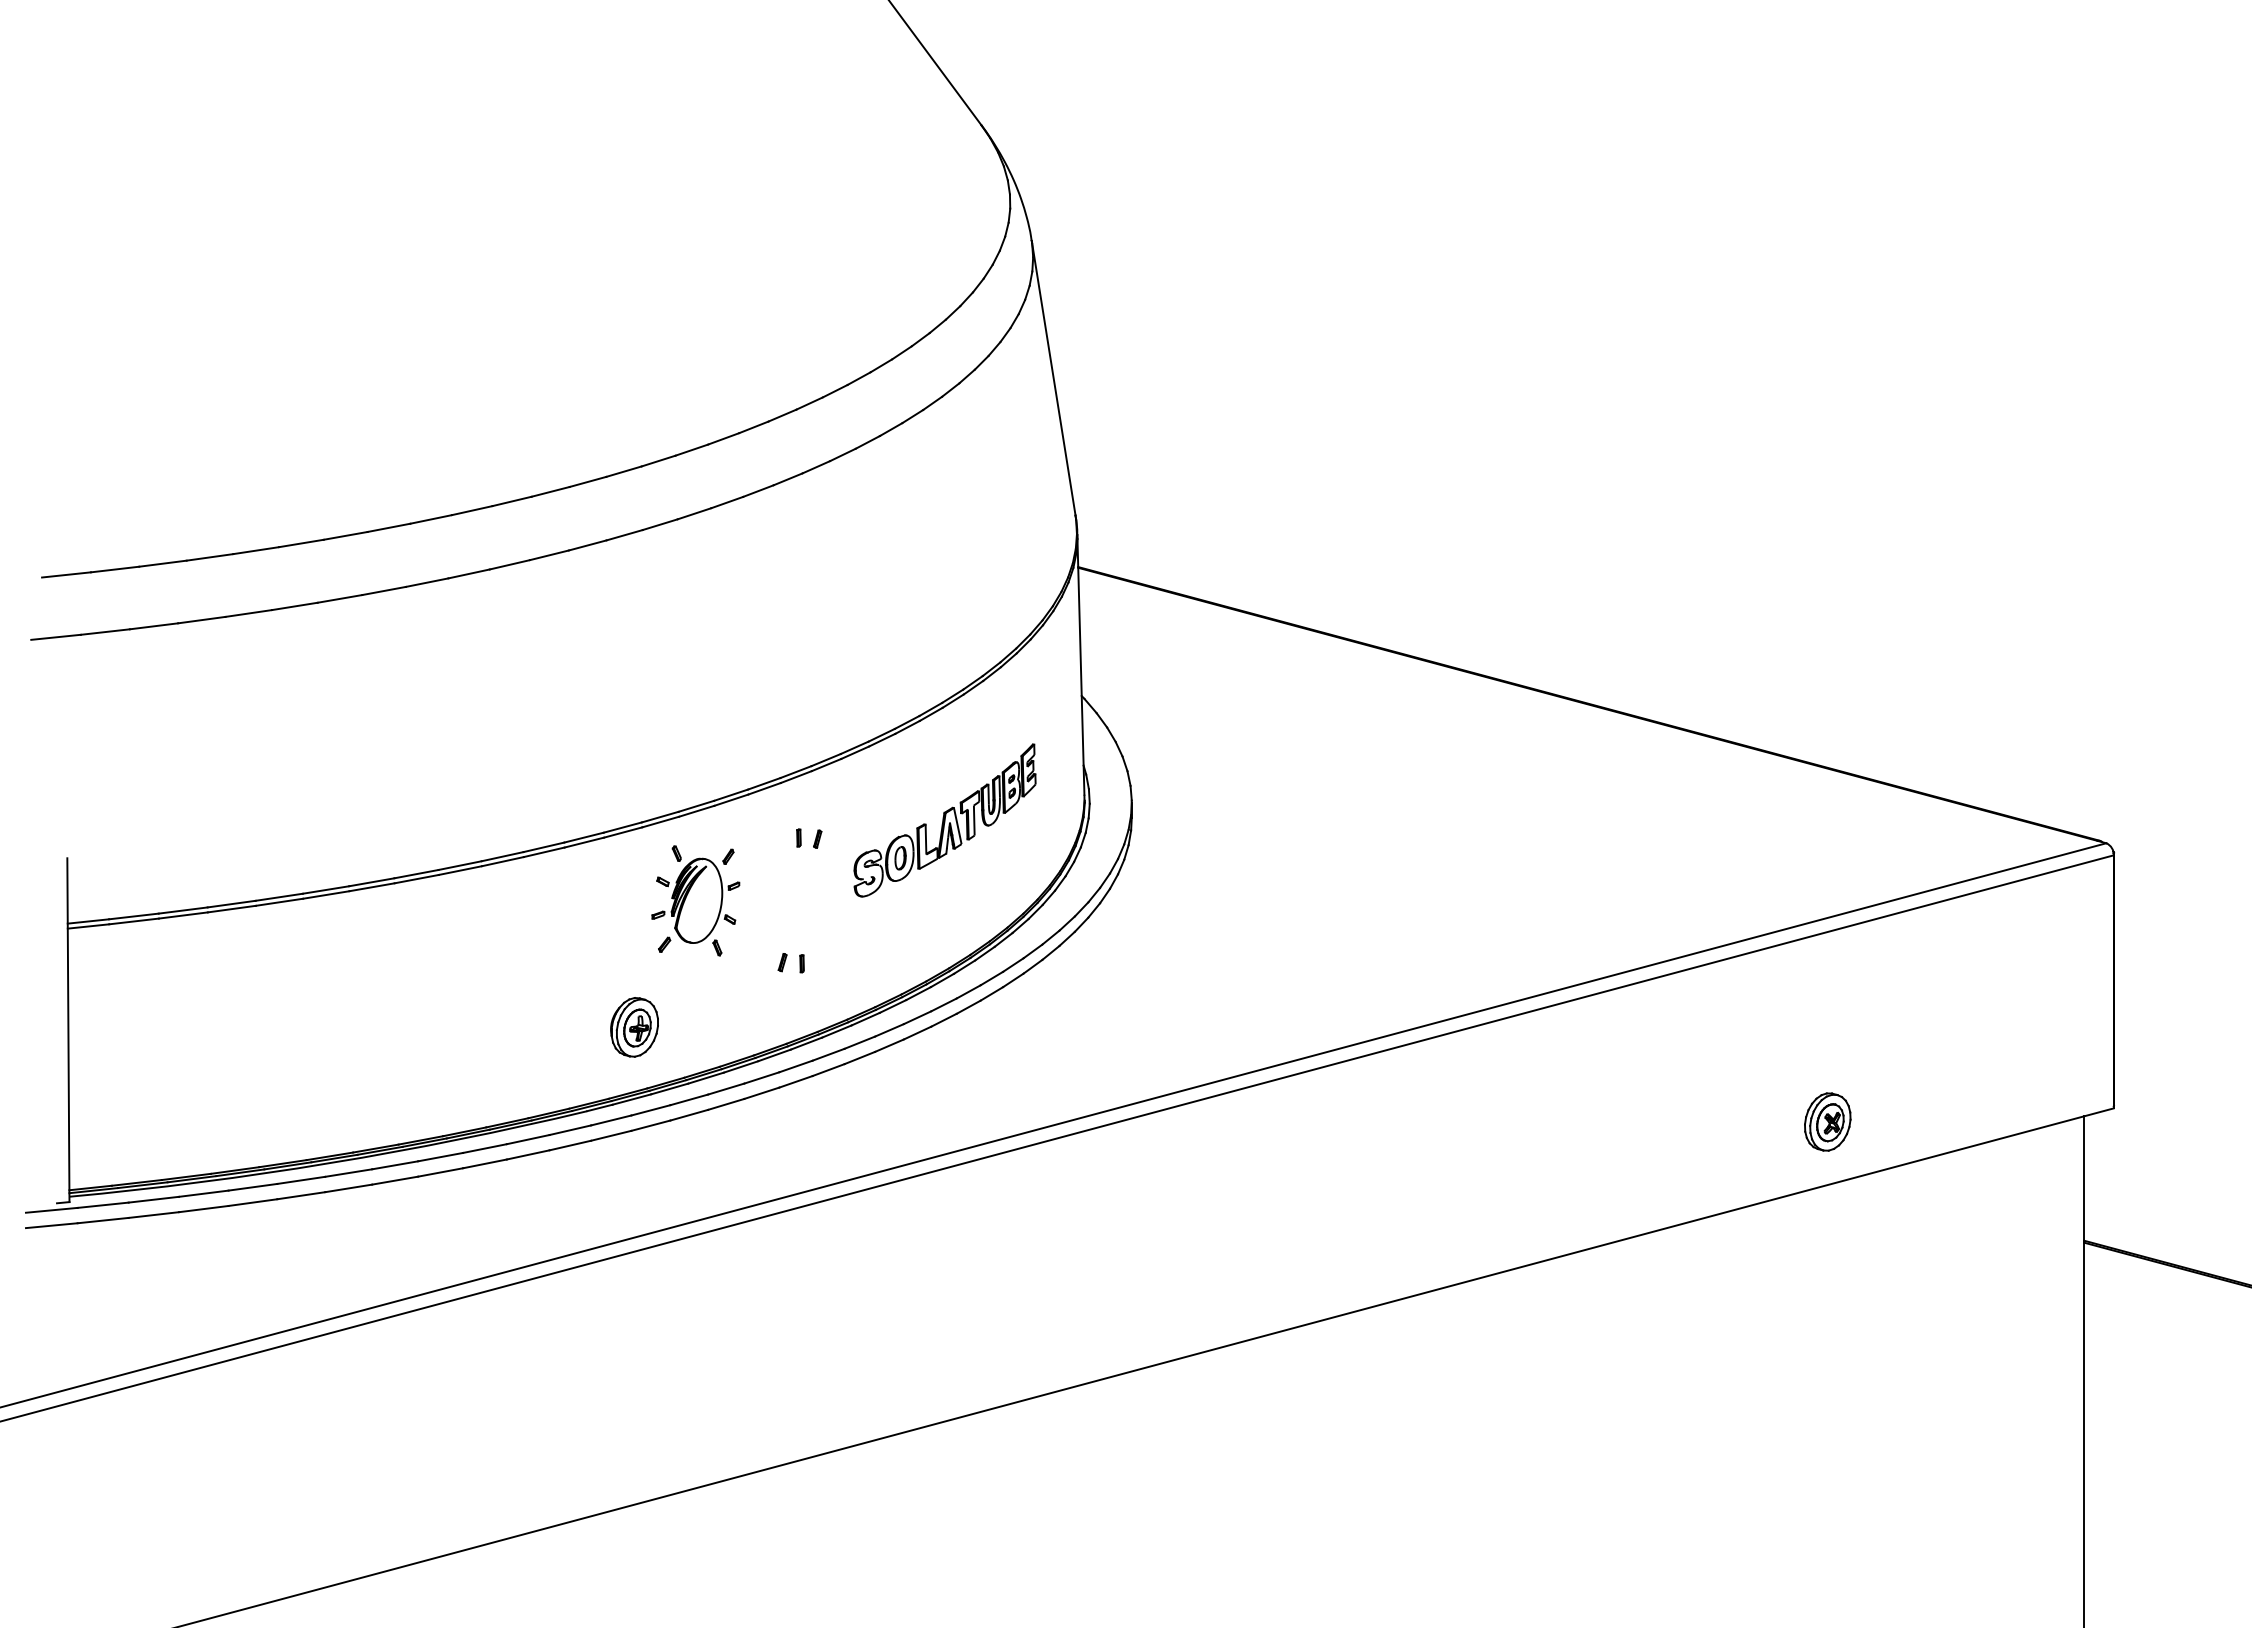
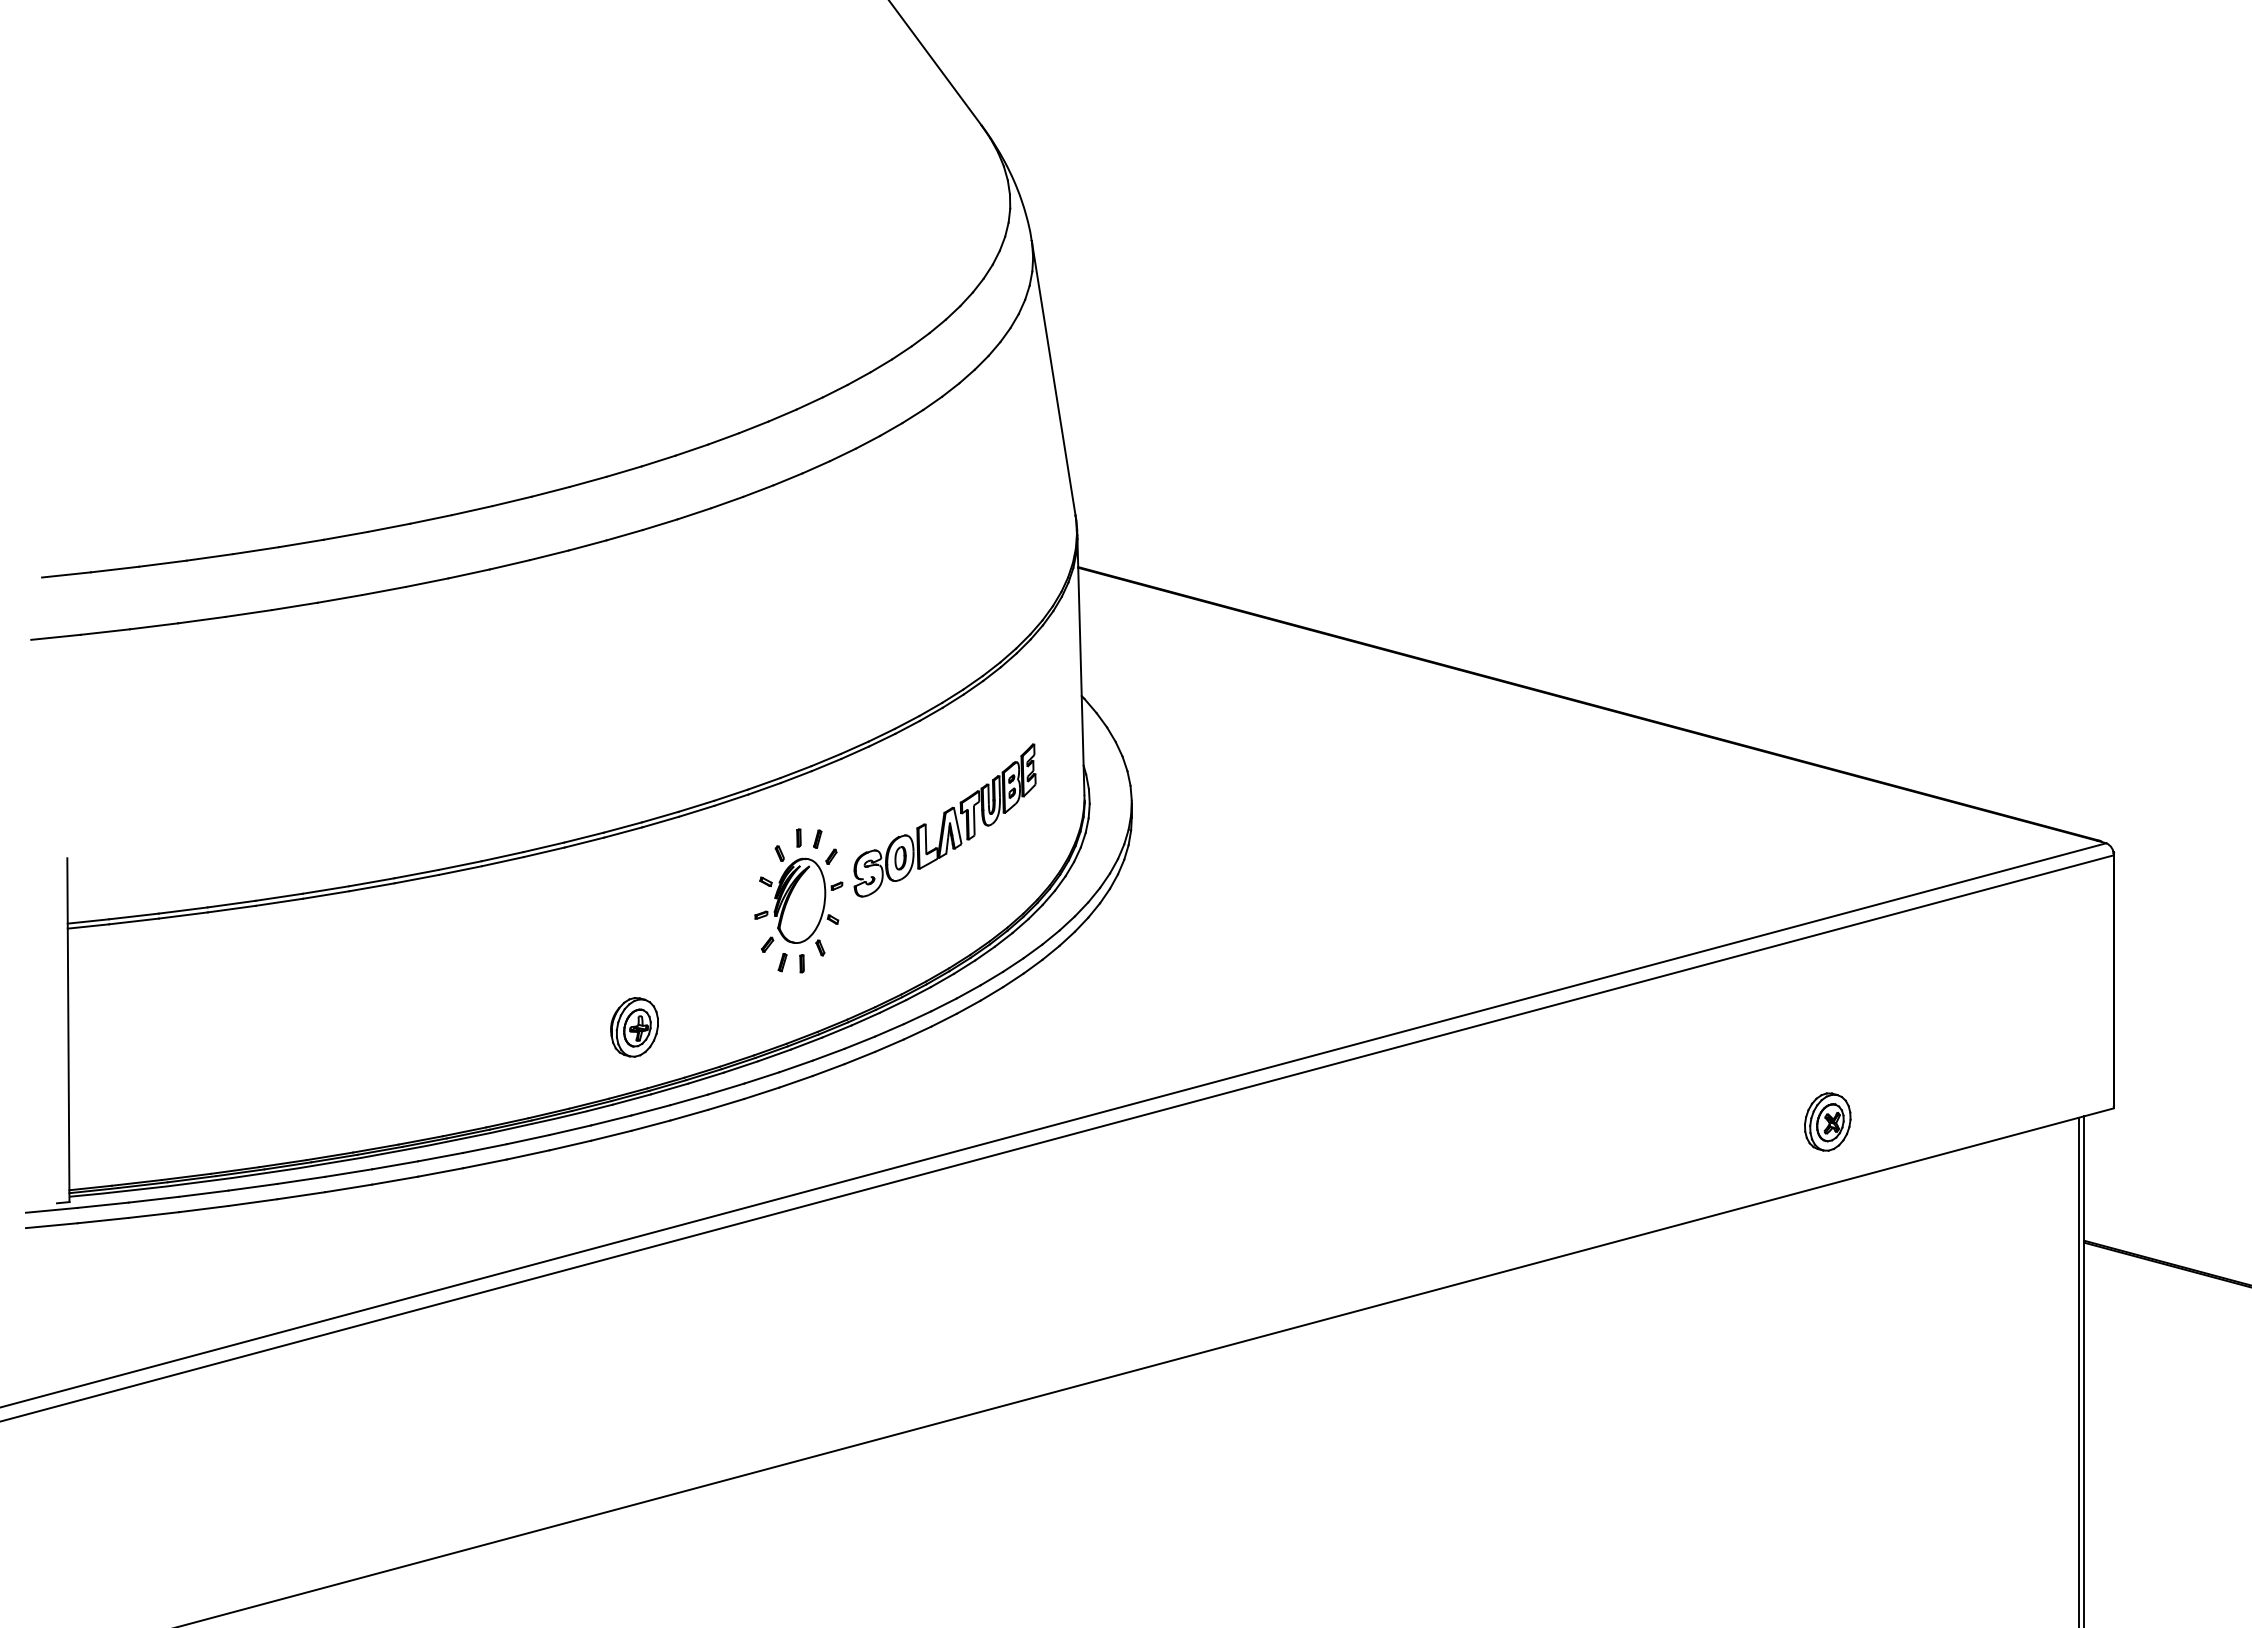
part position: (695, 900) -> (798, 900) (798, 900)
line: none -> present (2079, 1370)
